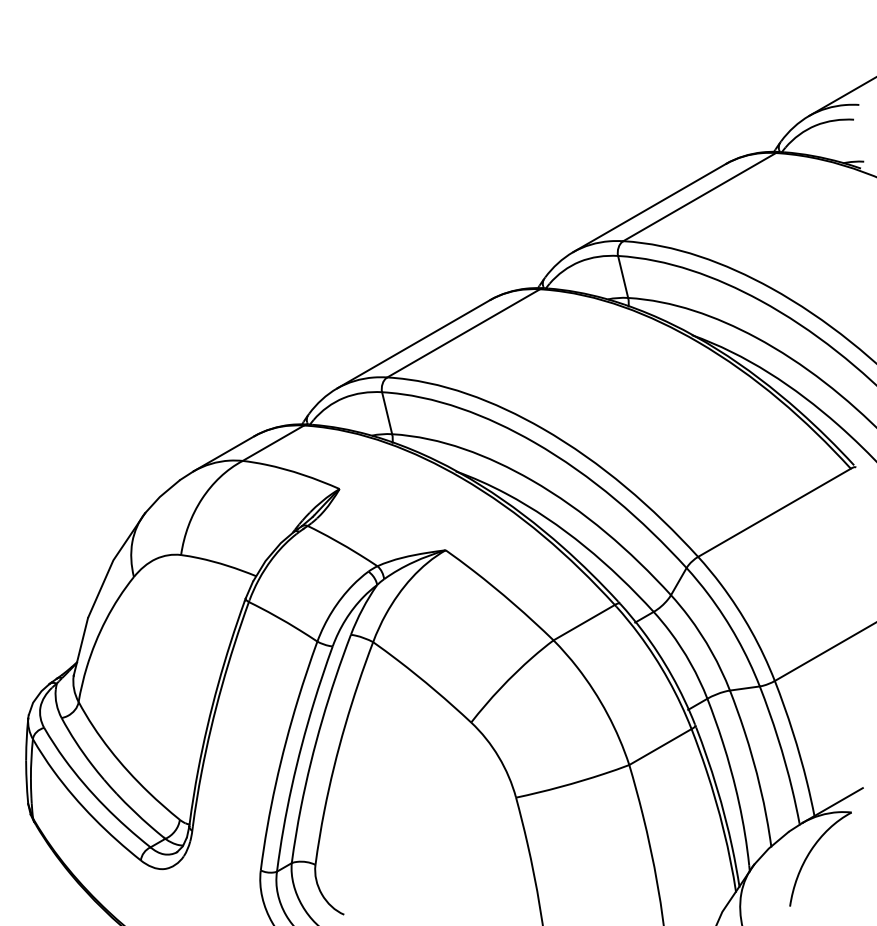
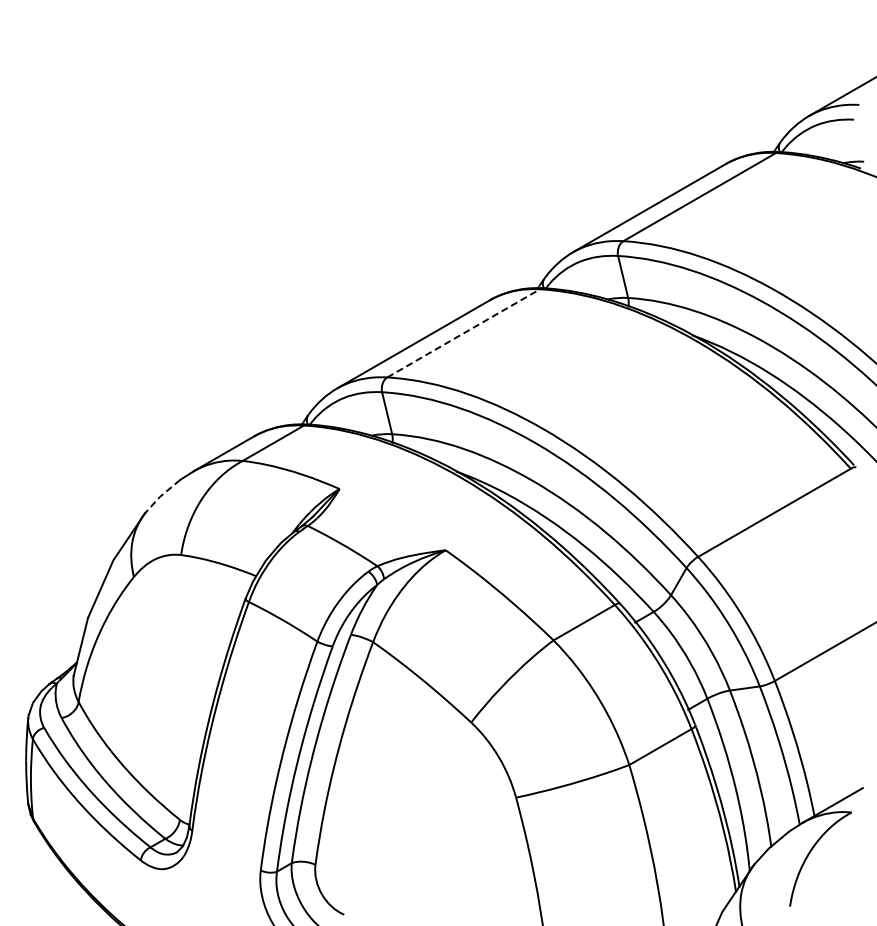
line: solid -> dashed (464, 333)
line: solid -> dashed (161, 495)
